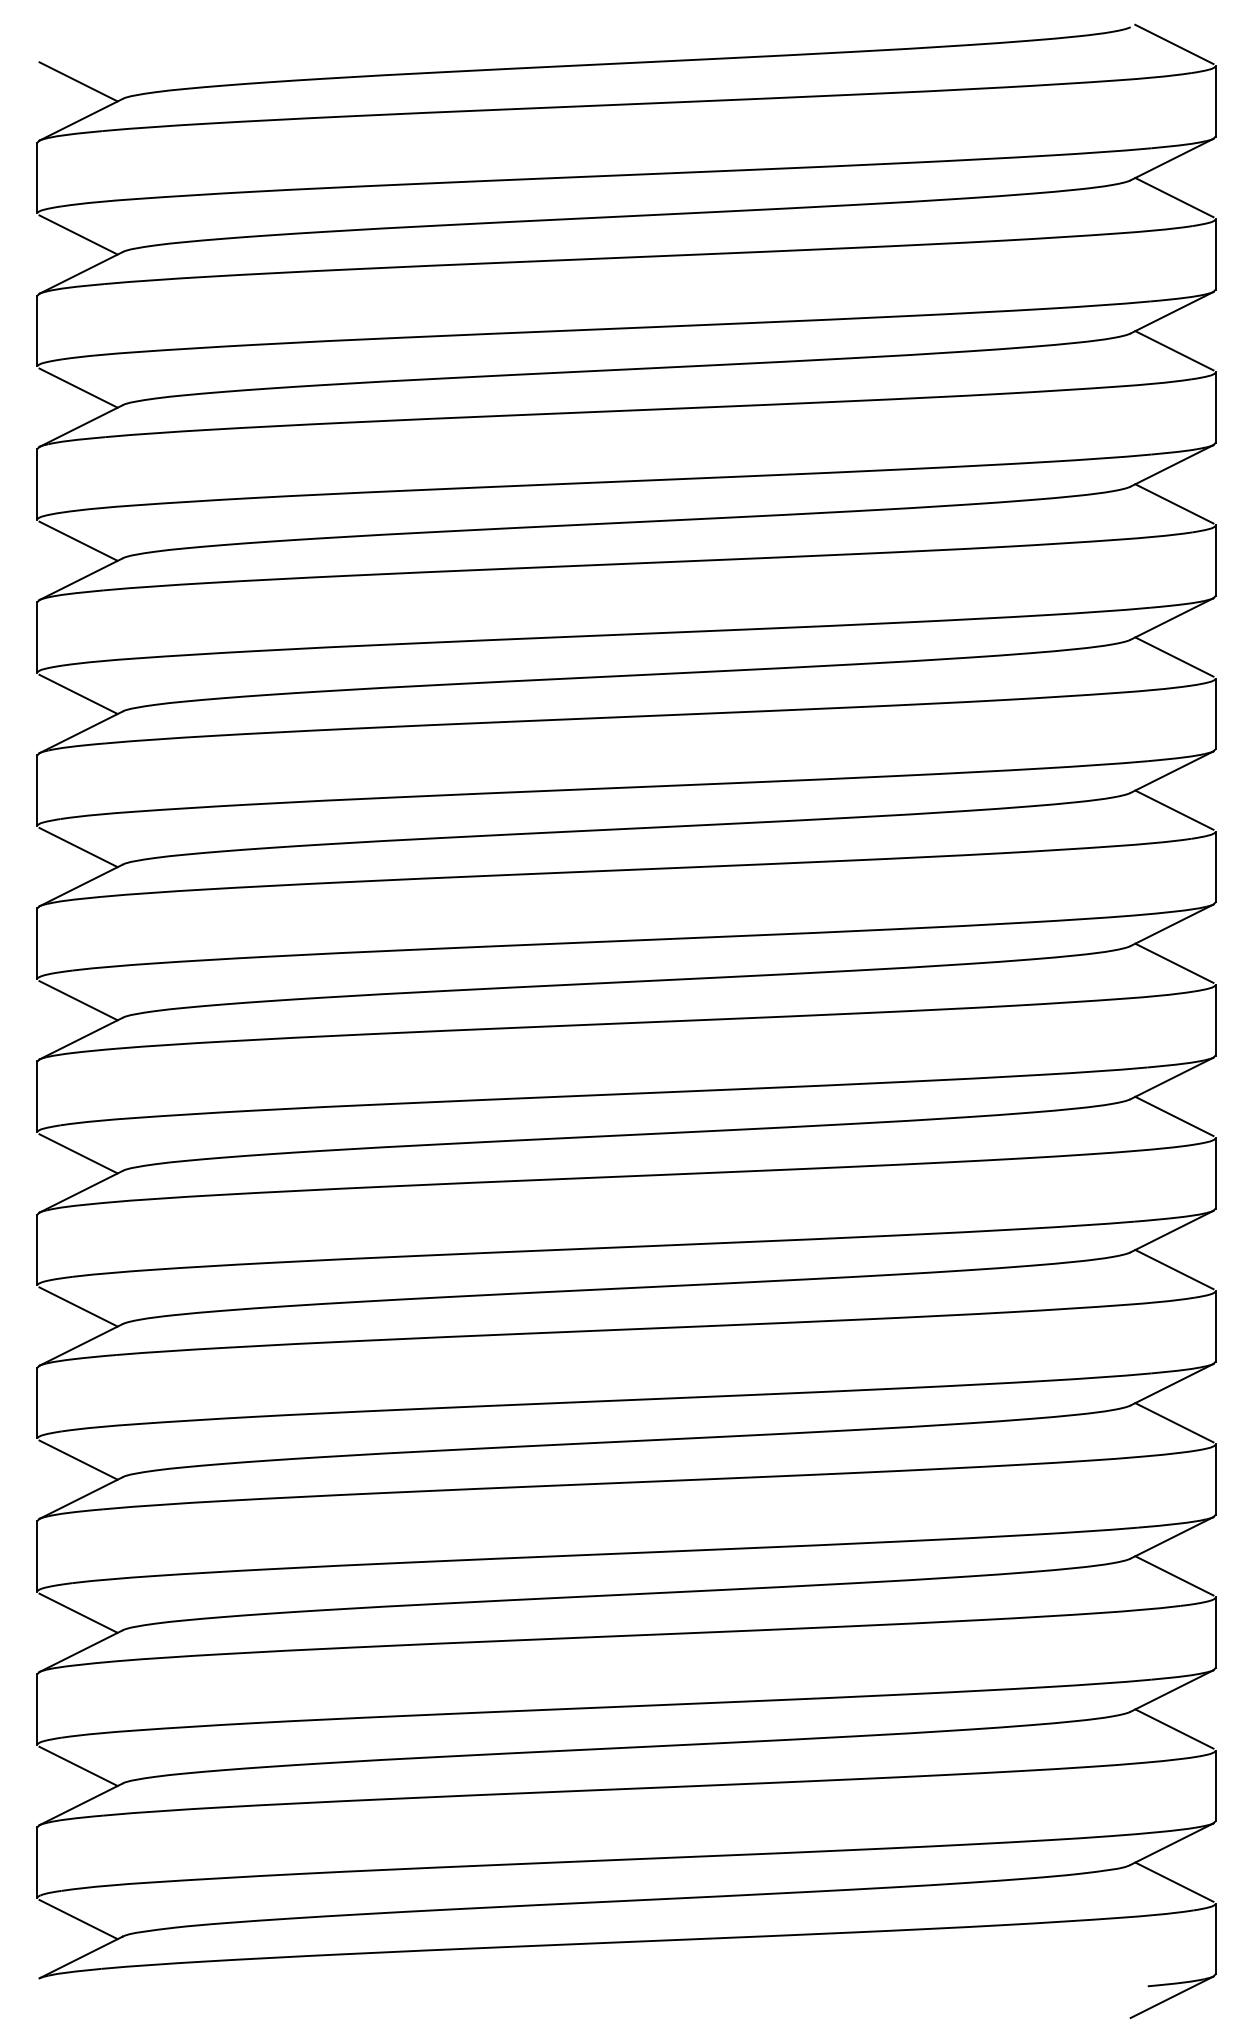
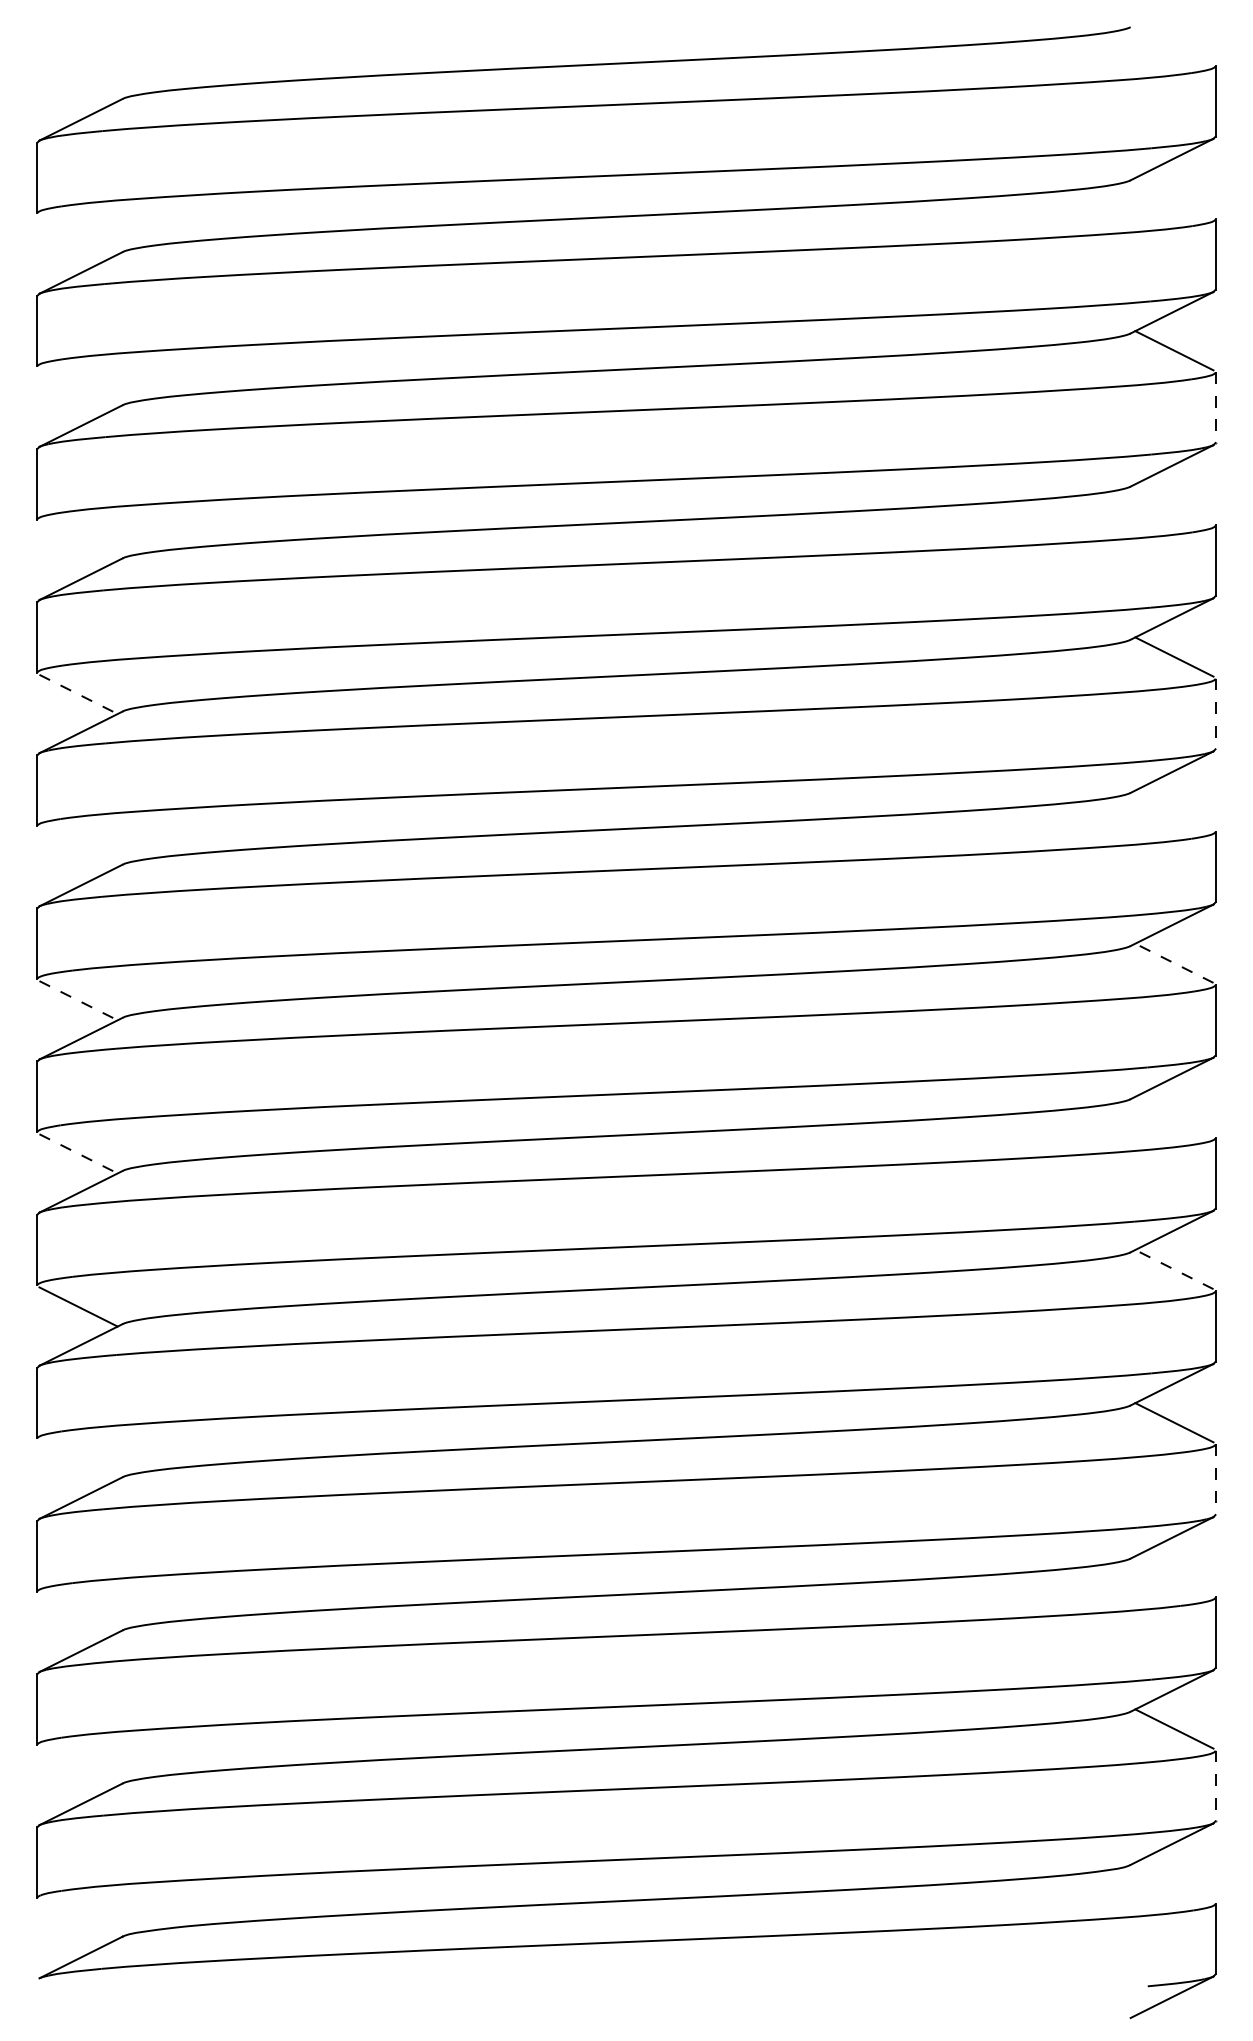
line: present -> none (1174, 44)
line: present -> none (78, 81)
line: present -> none (1174, 197)
line: present -> none (78, 234)
line: present -> none (78, 387)
line: solid -> dashed (1215, 408)
line: present -> none (1174, 503)
line: present -> none (78, 540)
line: solid -> dashed (78, 694)
line: solid -> dashed (1215, 714)
line: present -> none (1174, 809)
line: present -> none (78, 847)
line: solid -> dashed (1174, 963)
line: solid -> dashed (78, 1000)
line: present -> none (1174, 1116)
line: solid -> dashed (78, 1153)
line: solid -> dashed (1174, 1269)
line: present -> none (78, 1459)
line: solid -> dashed (1215, 1480)
line: present -> none (1174, 1575)
line: present -> none (78, 1612)
line: present -> none (78, 1765)
line: solid -> dashed (1215, 1786)
line: present -> none (1174, 1881)
line: present -> none (78, 1919)
